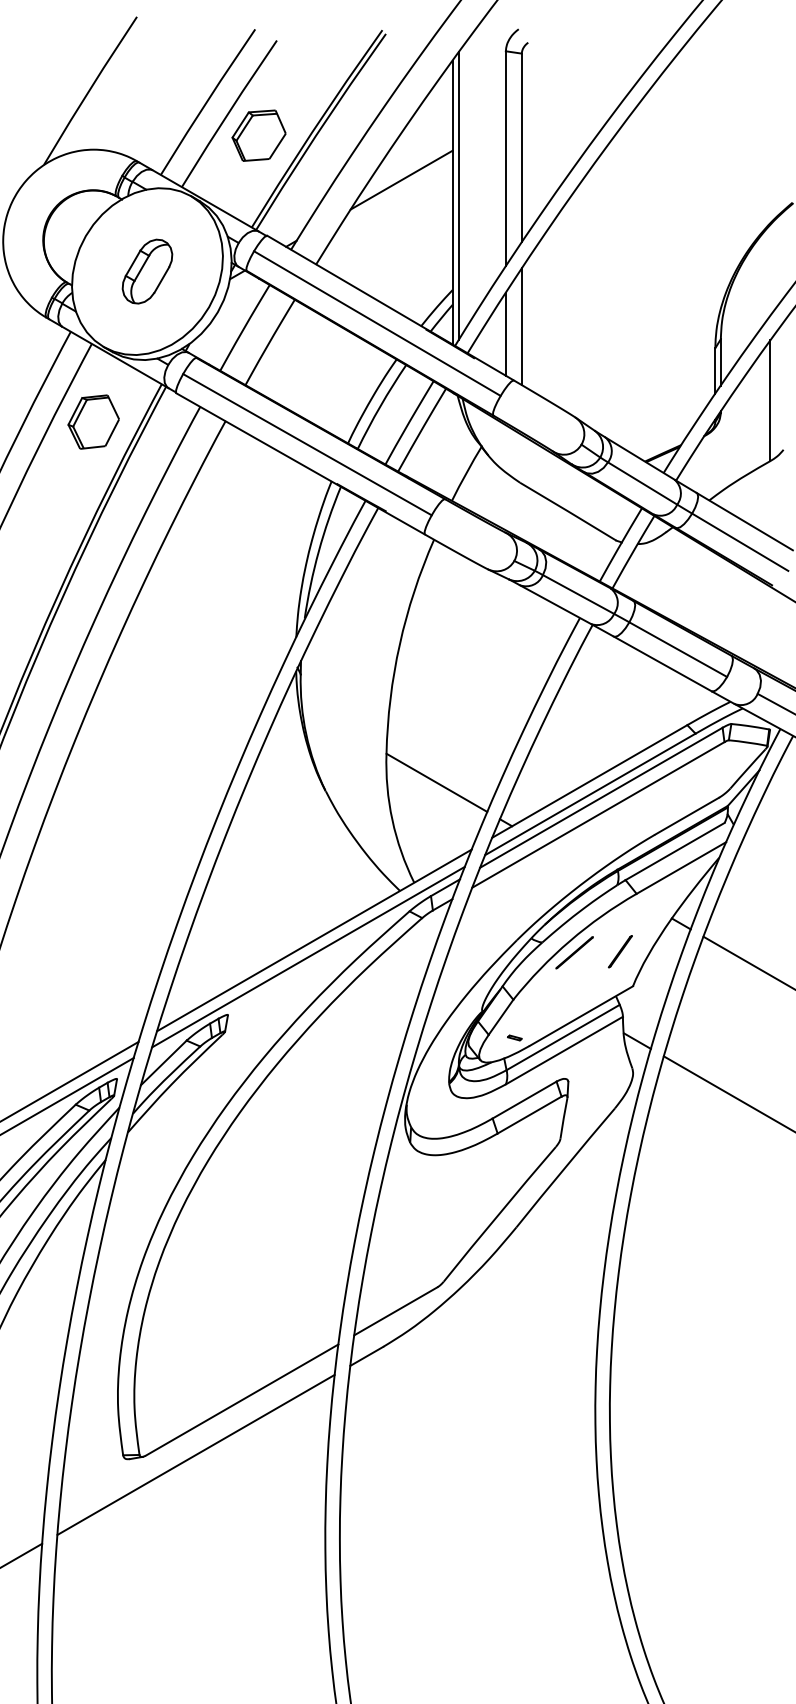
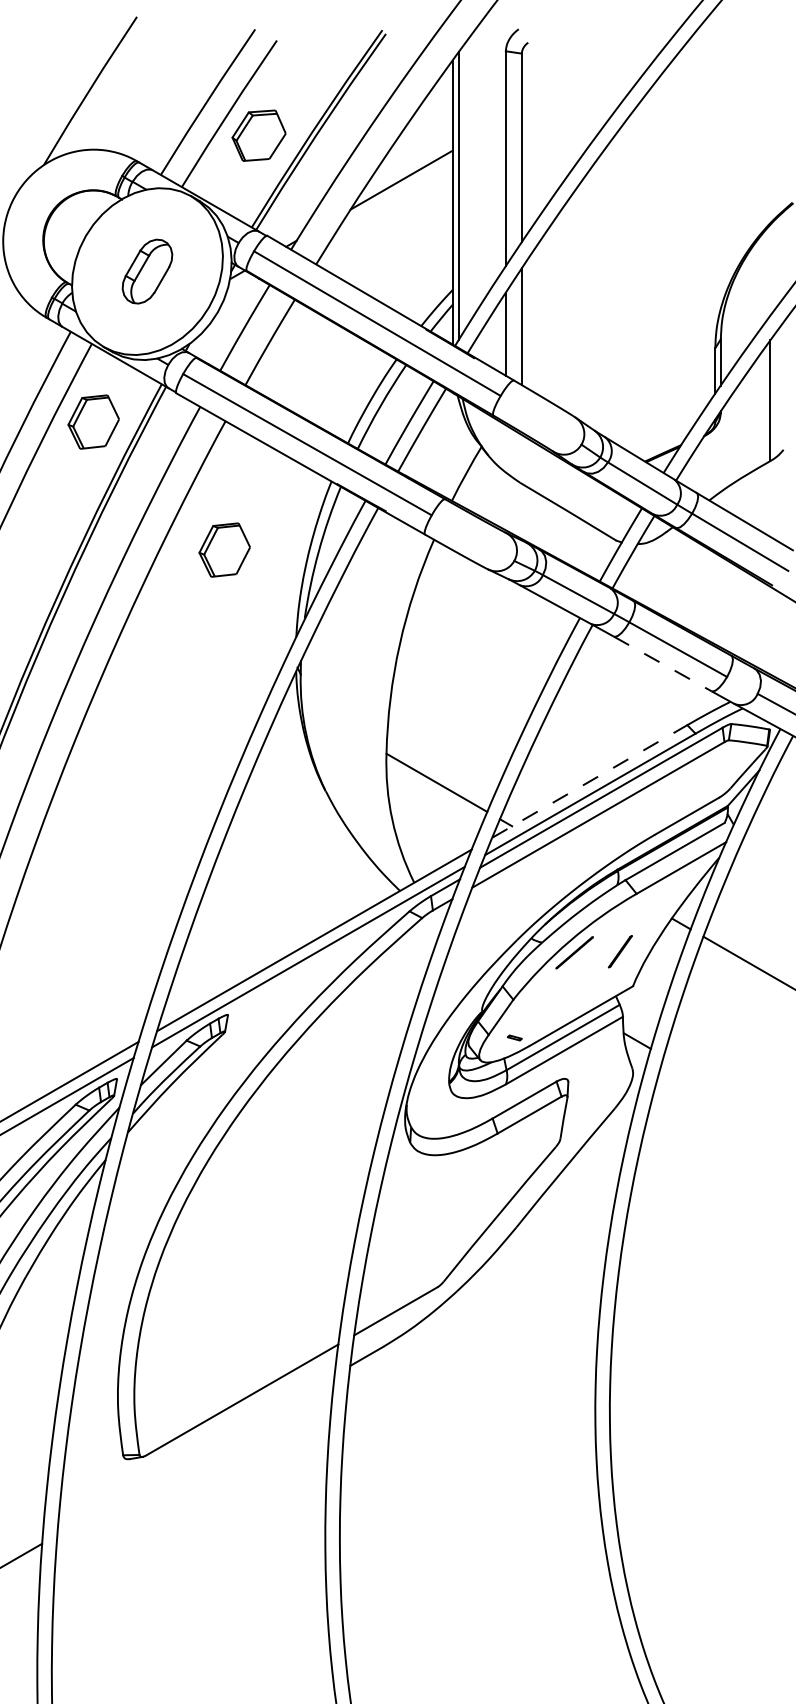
part: none -> present (224, 549)
line: solid -> dashed (662, 663)
line: solid -> dashed (589, 781)
line: present -> none (727, 1093)
line: present -> none (195, 1454)
